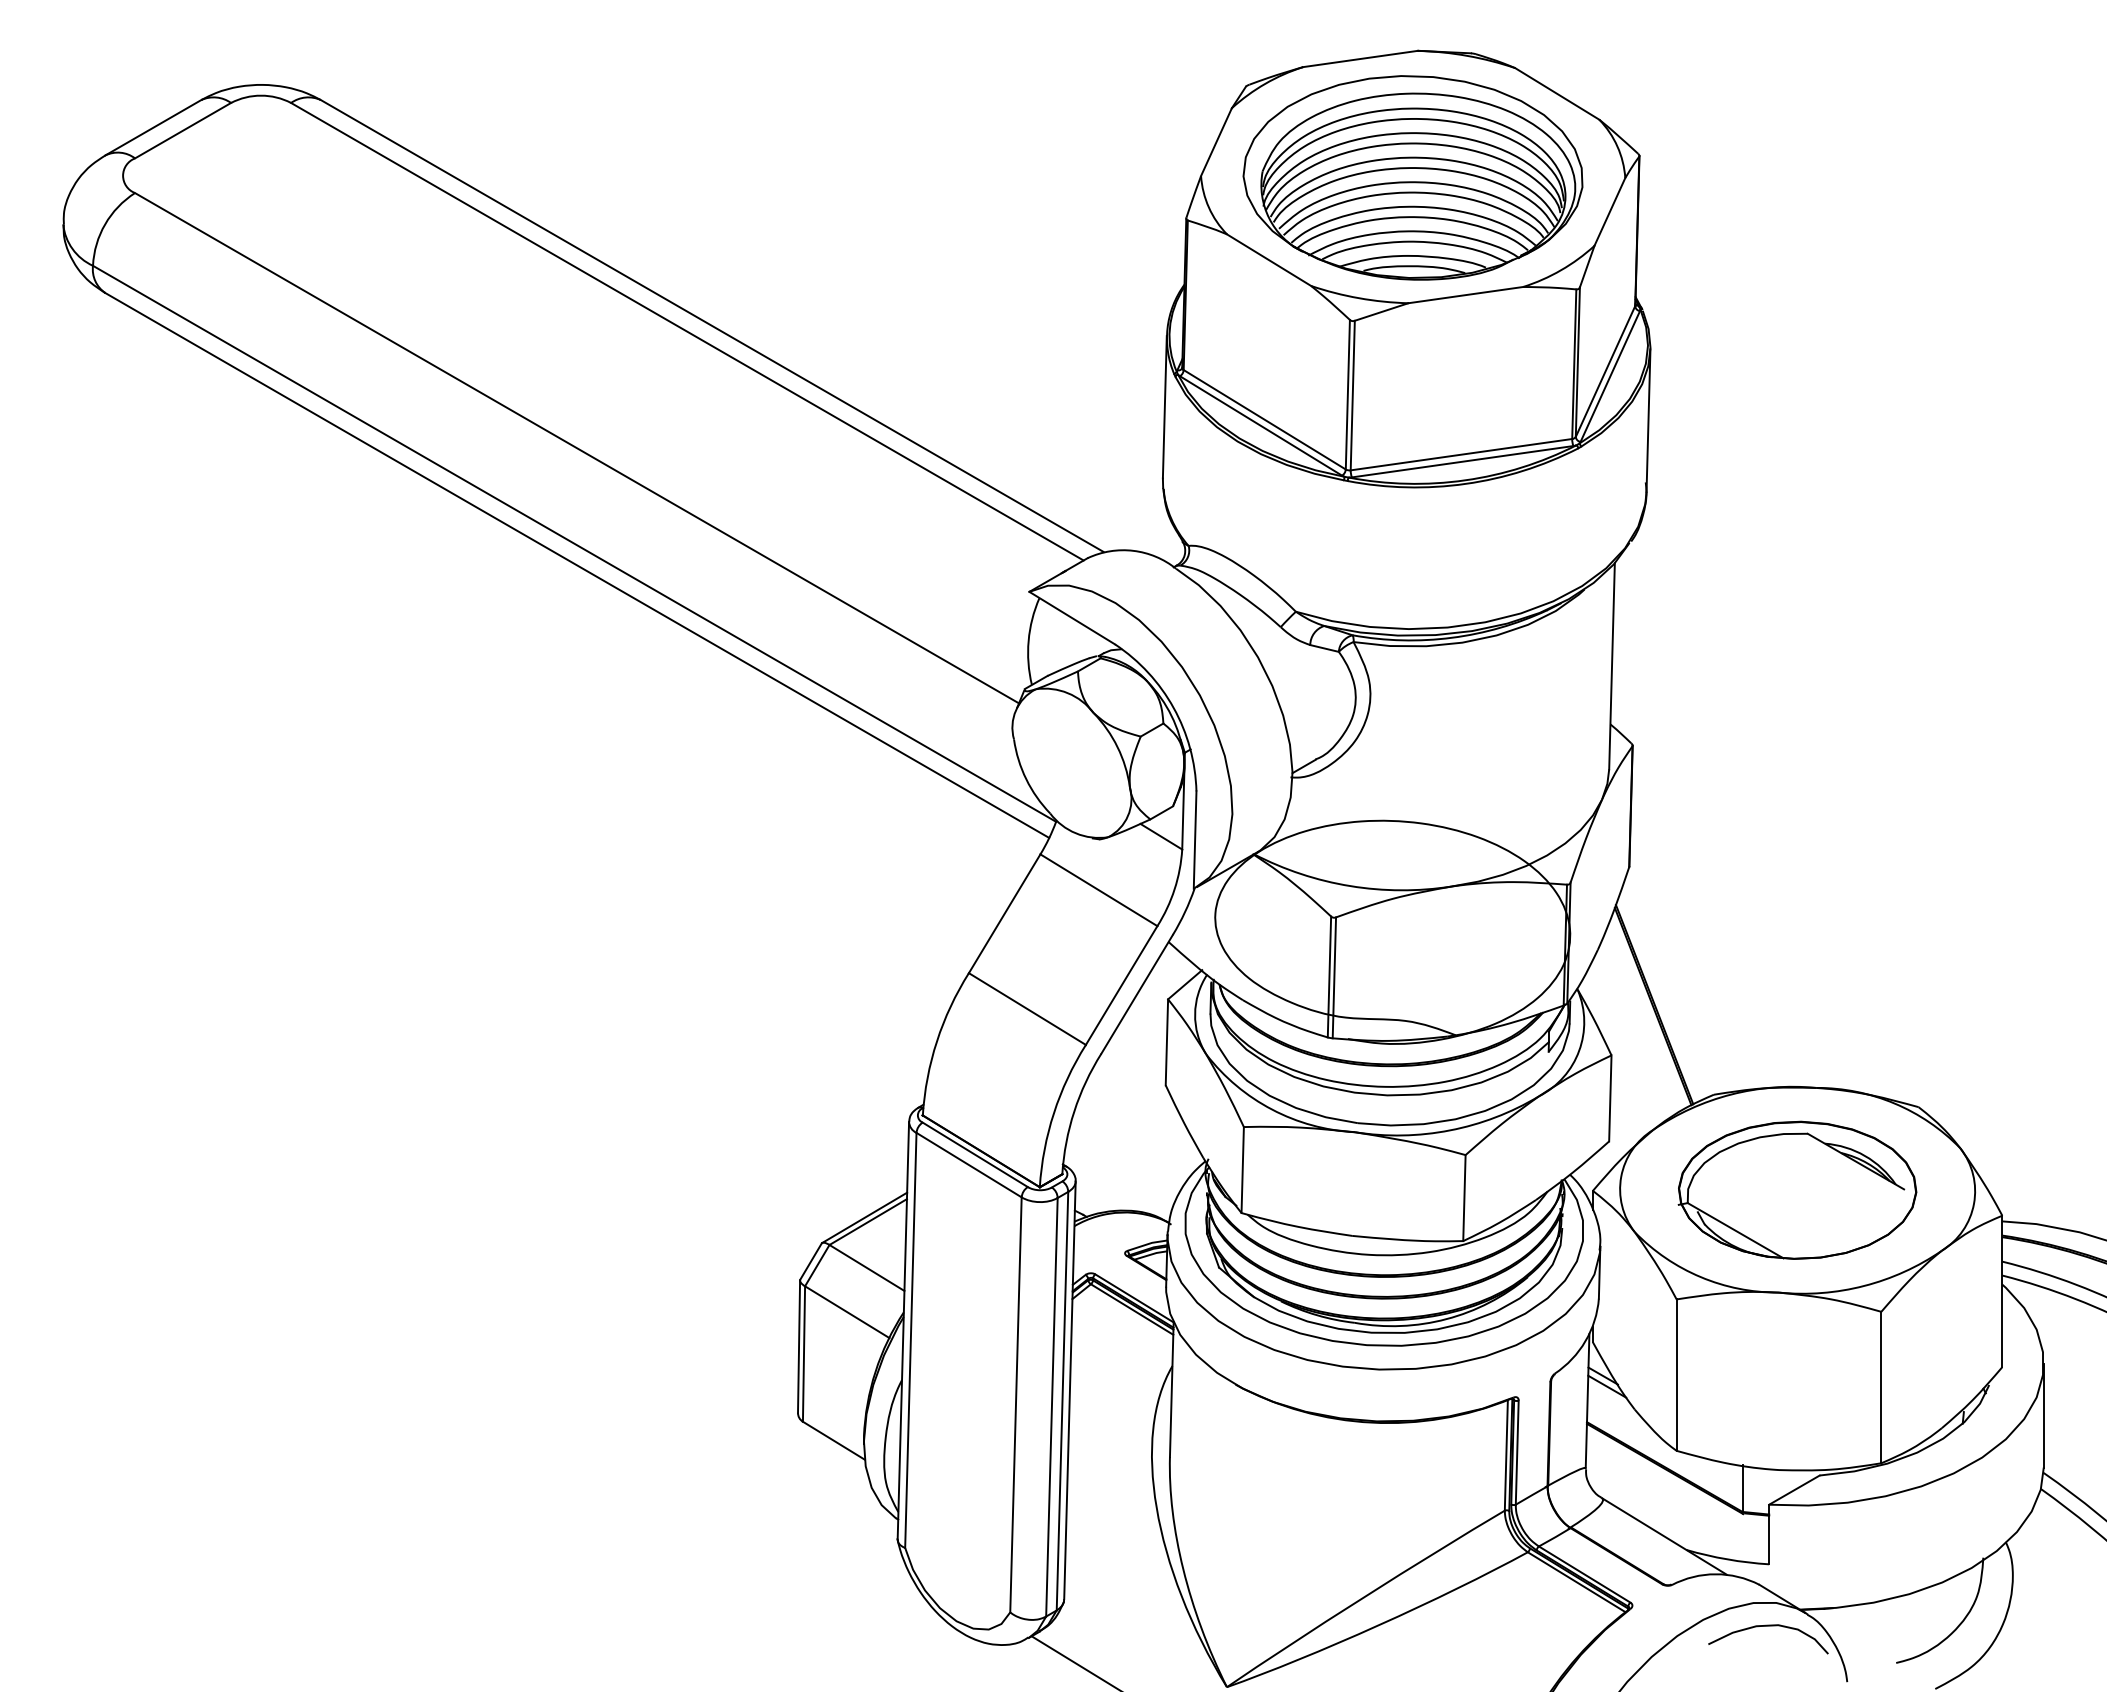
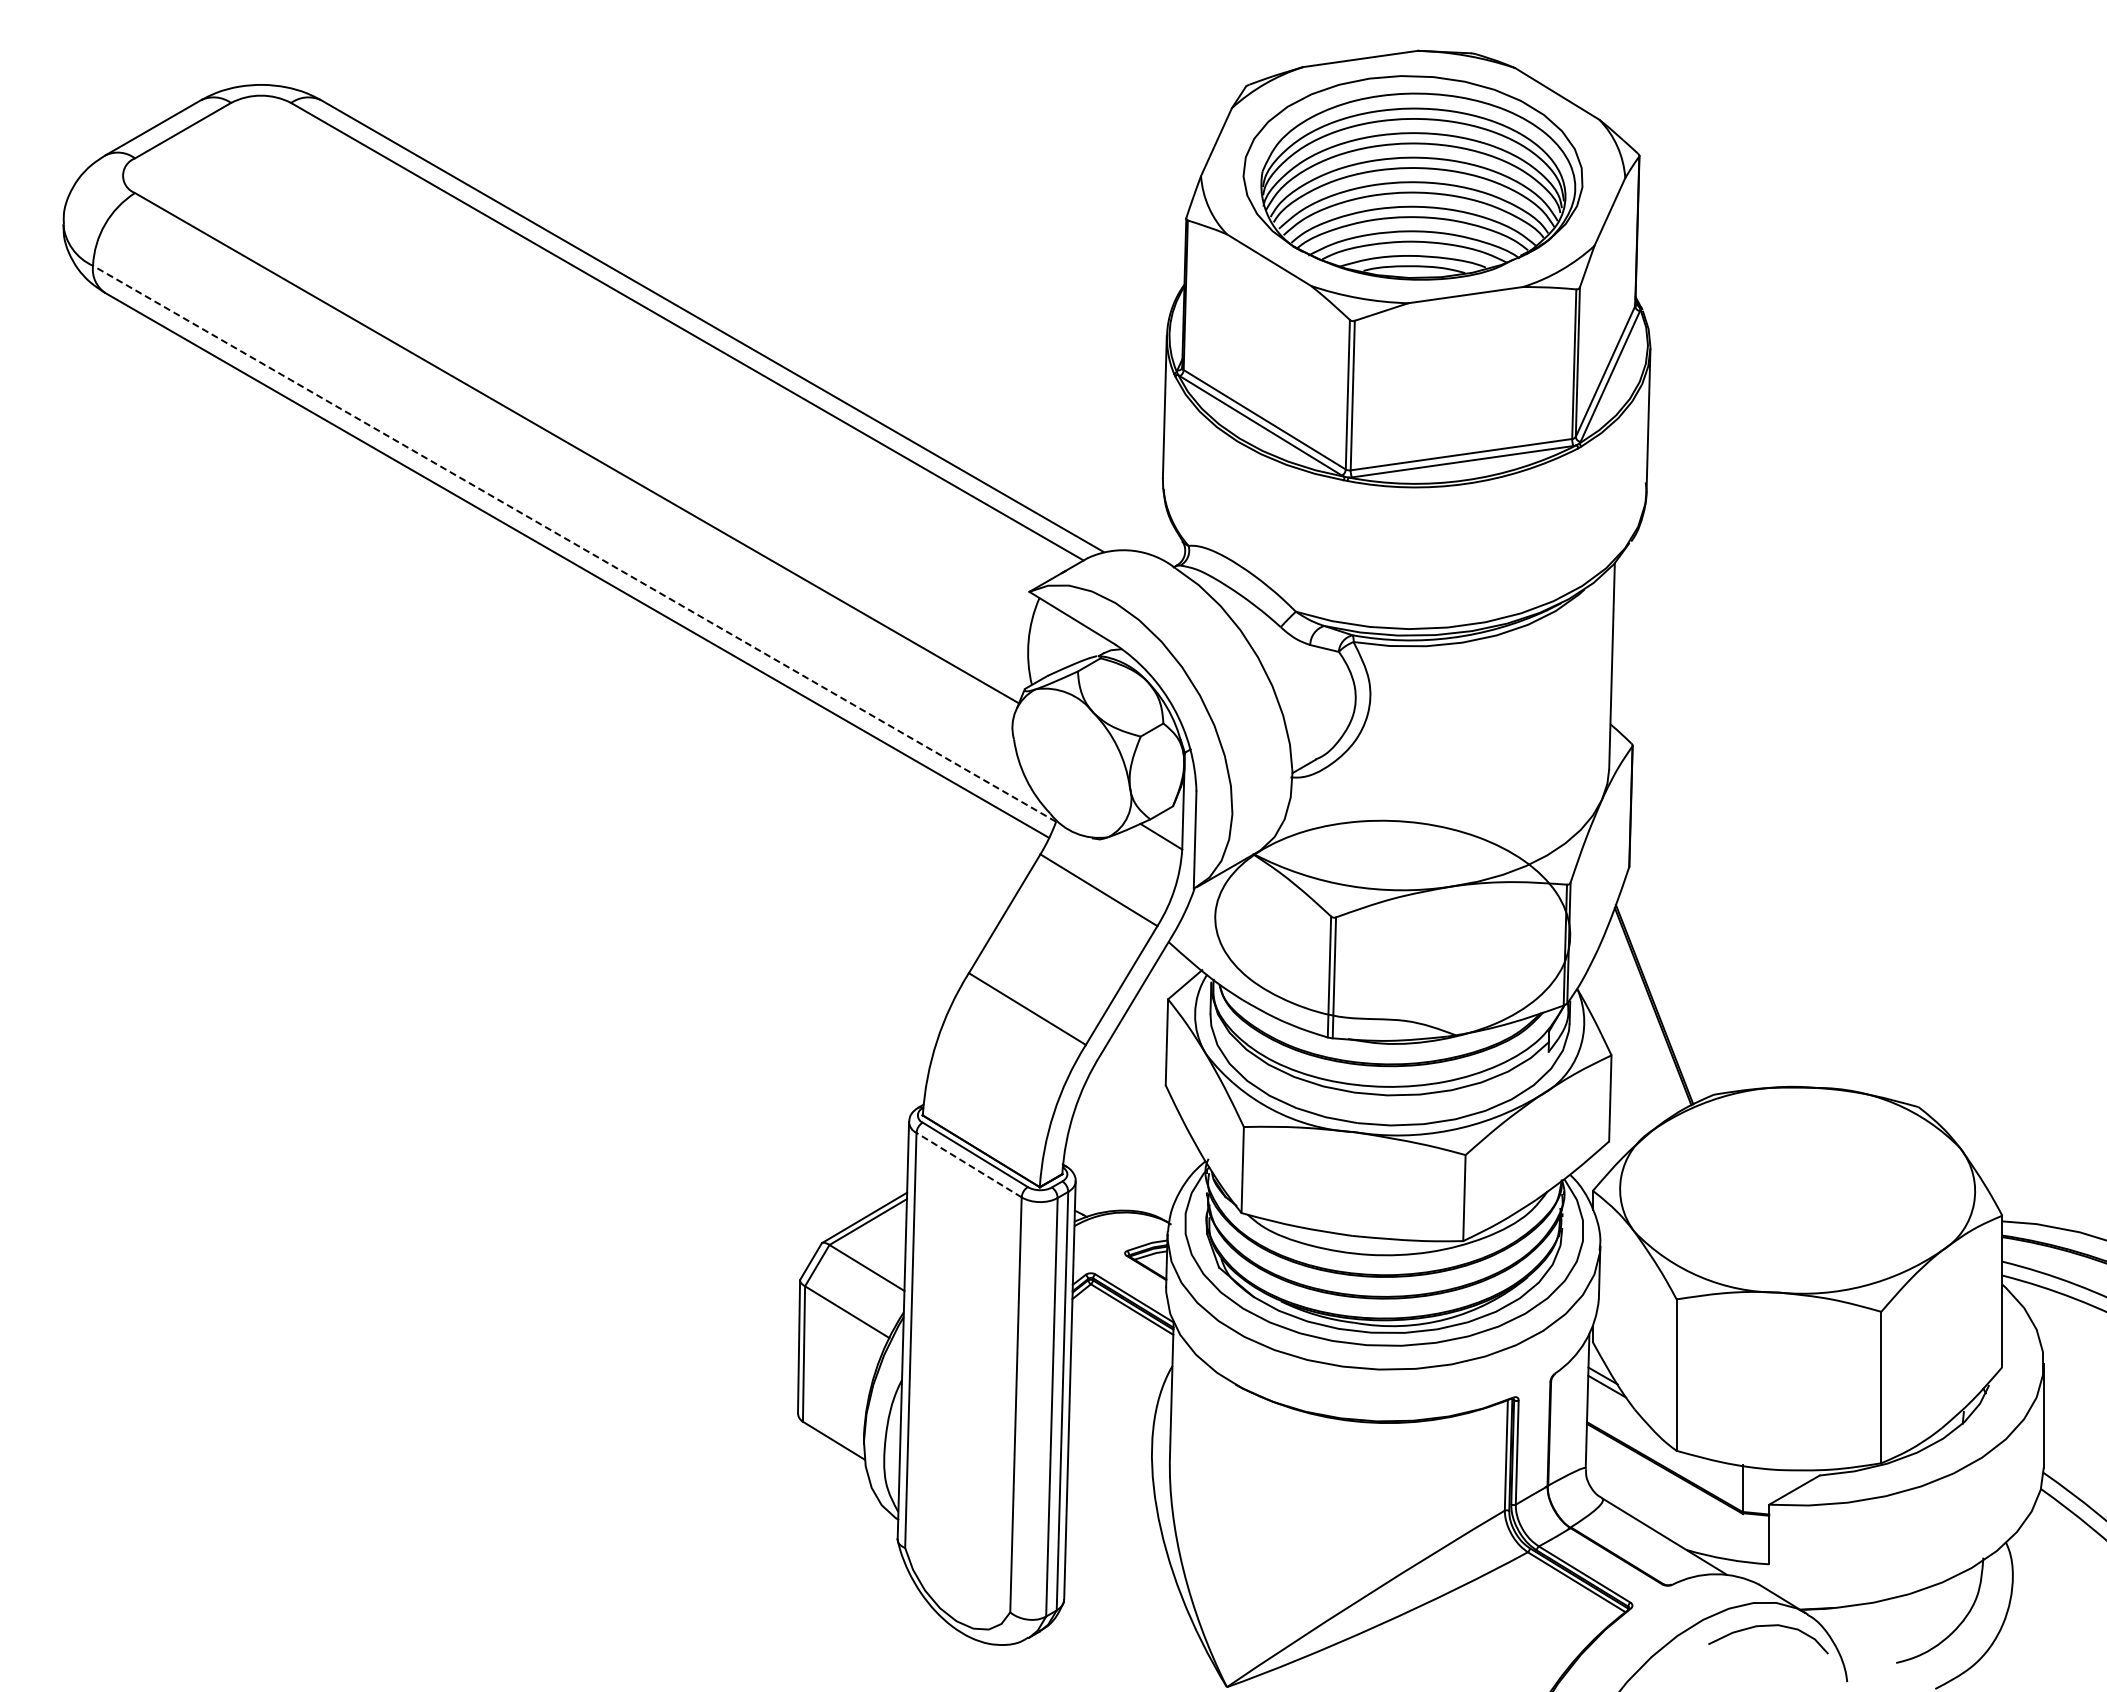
line: solid -> dashed (574, 543)
line: solid -> dashed (969, 1165)
part: present -> none (1797, 1189)
line: present -> none (1074, 1662)
